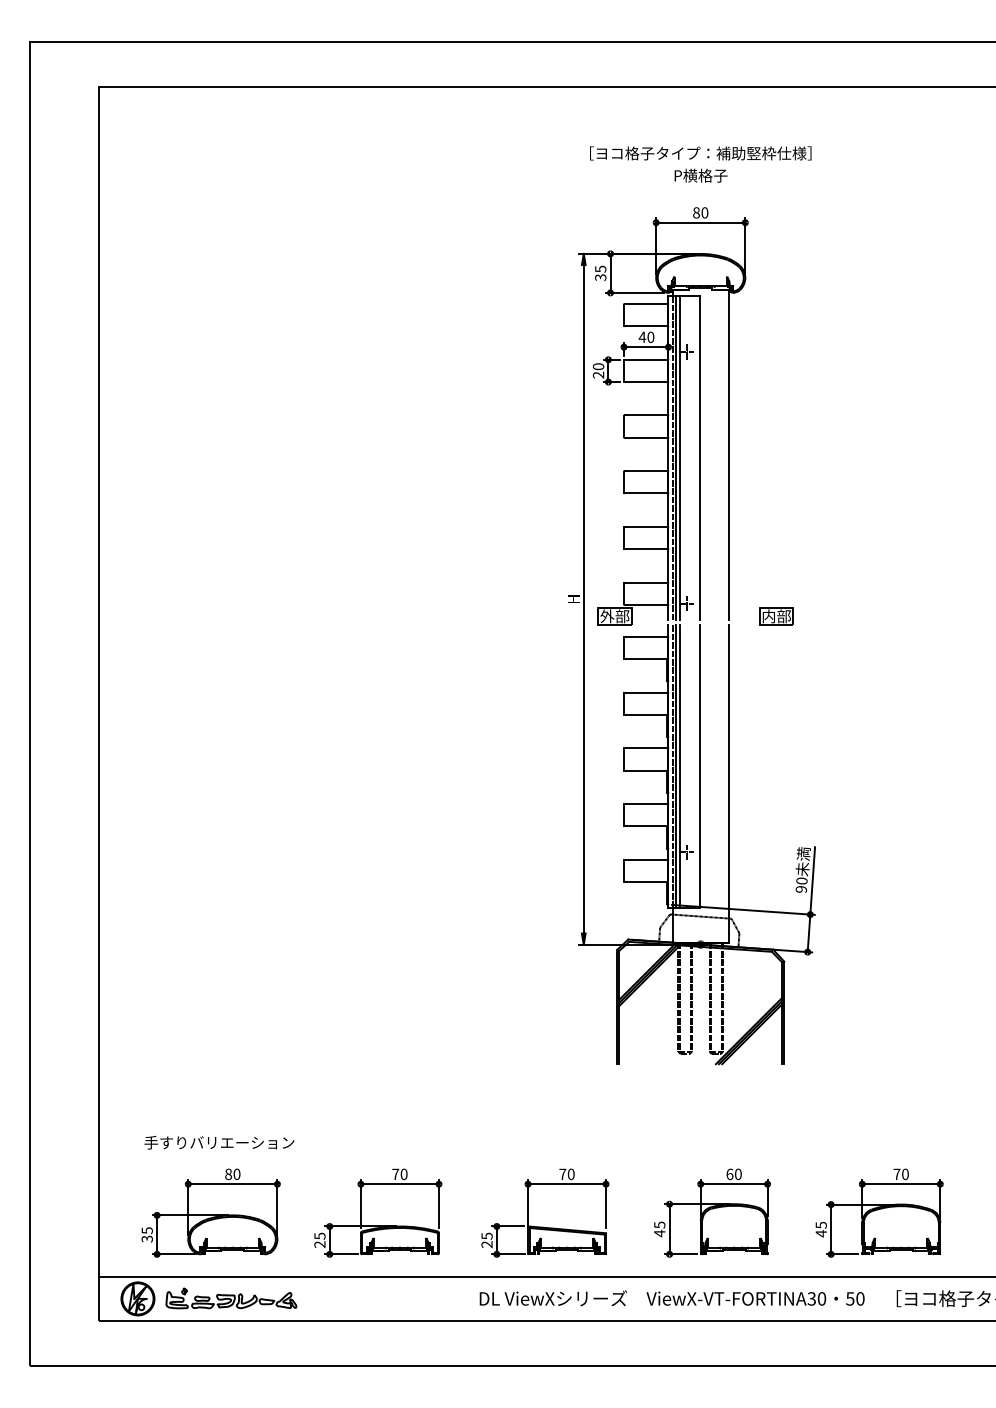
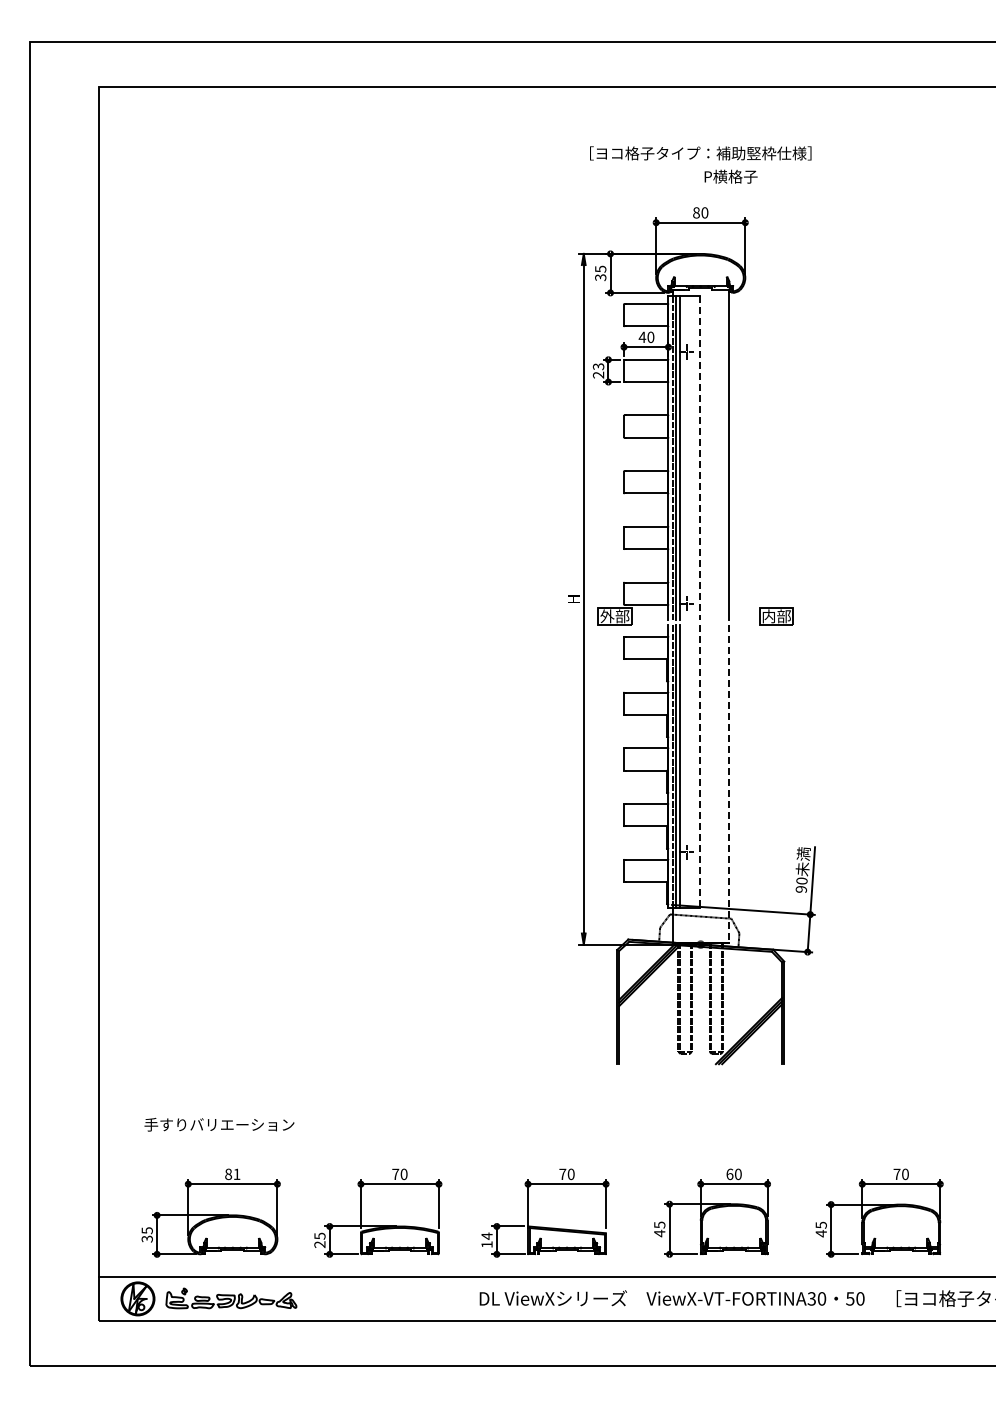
text position: (700, 175) -> (730, 176) (730, 176)
text: 20 -> 23 (598, 366)
line: solid -> dashed (700, 458)
line: solid -> dashed (700, 767)
line: solid -> dashed (728, 784)
text position: (219, 1142) -> (219, 1124) (219, 1124)
text: 80 -> 81 (236, 1173)
text: 25 -> 14 (486, 1240)
